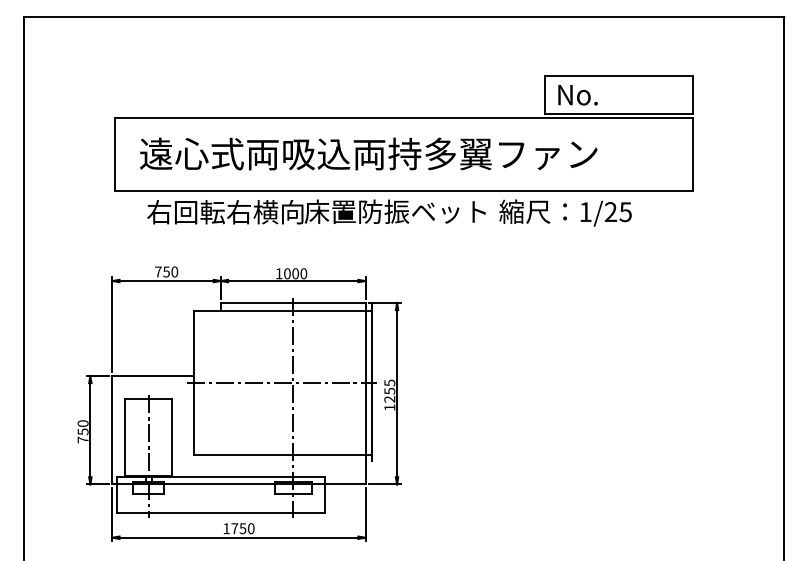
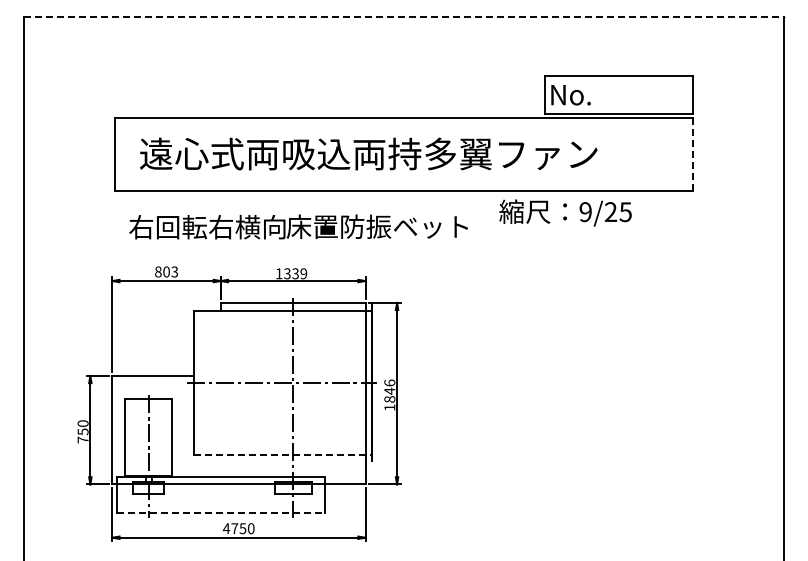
line: solid -> dashed (404, 17)
text position: (577, 95) -> (570, 95) (570, 95)
line: solid -> dashed (693, 155)
text position: (316, 211) -> (298, 226) (298, 226)
text: 1/25 -> 9/25 (585, 212)
text: 750 -> 803 (166, 271)
text: 1000 -> 1339 (295, 273)
text: 1255 -> 1846 (389, 390)
line: solid -> dashed (283, 455)
line: solid -> dashed (221, 513)
text: 1750 -> 4750 (226, 528)
